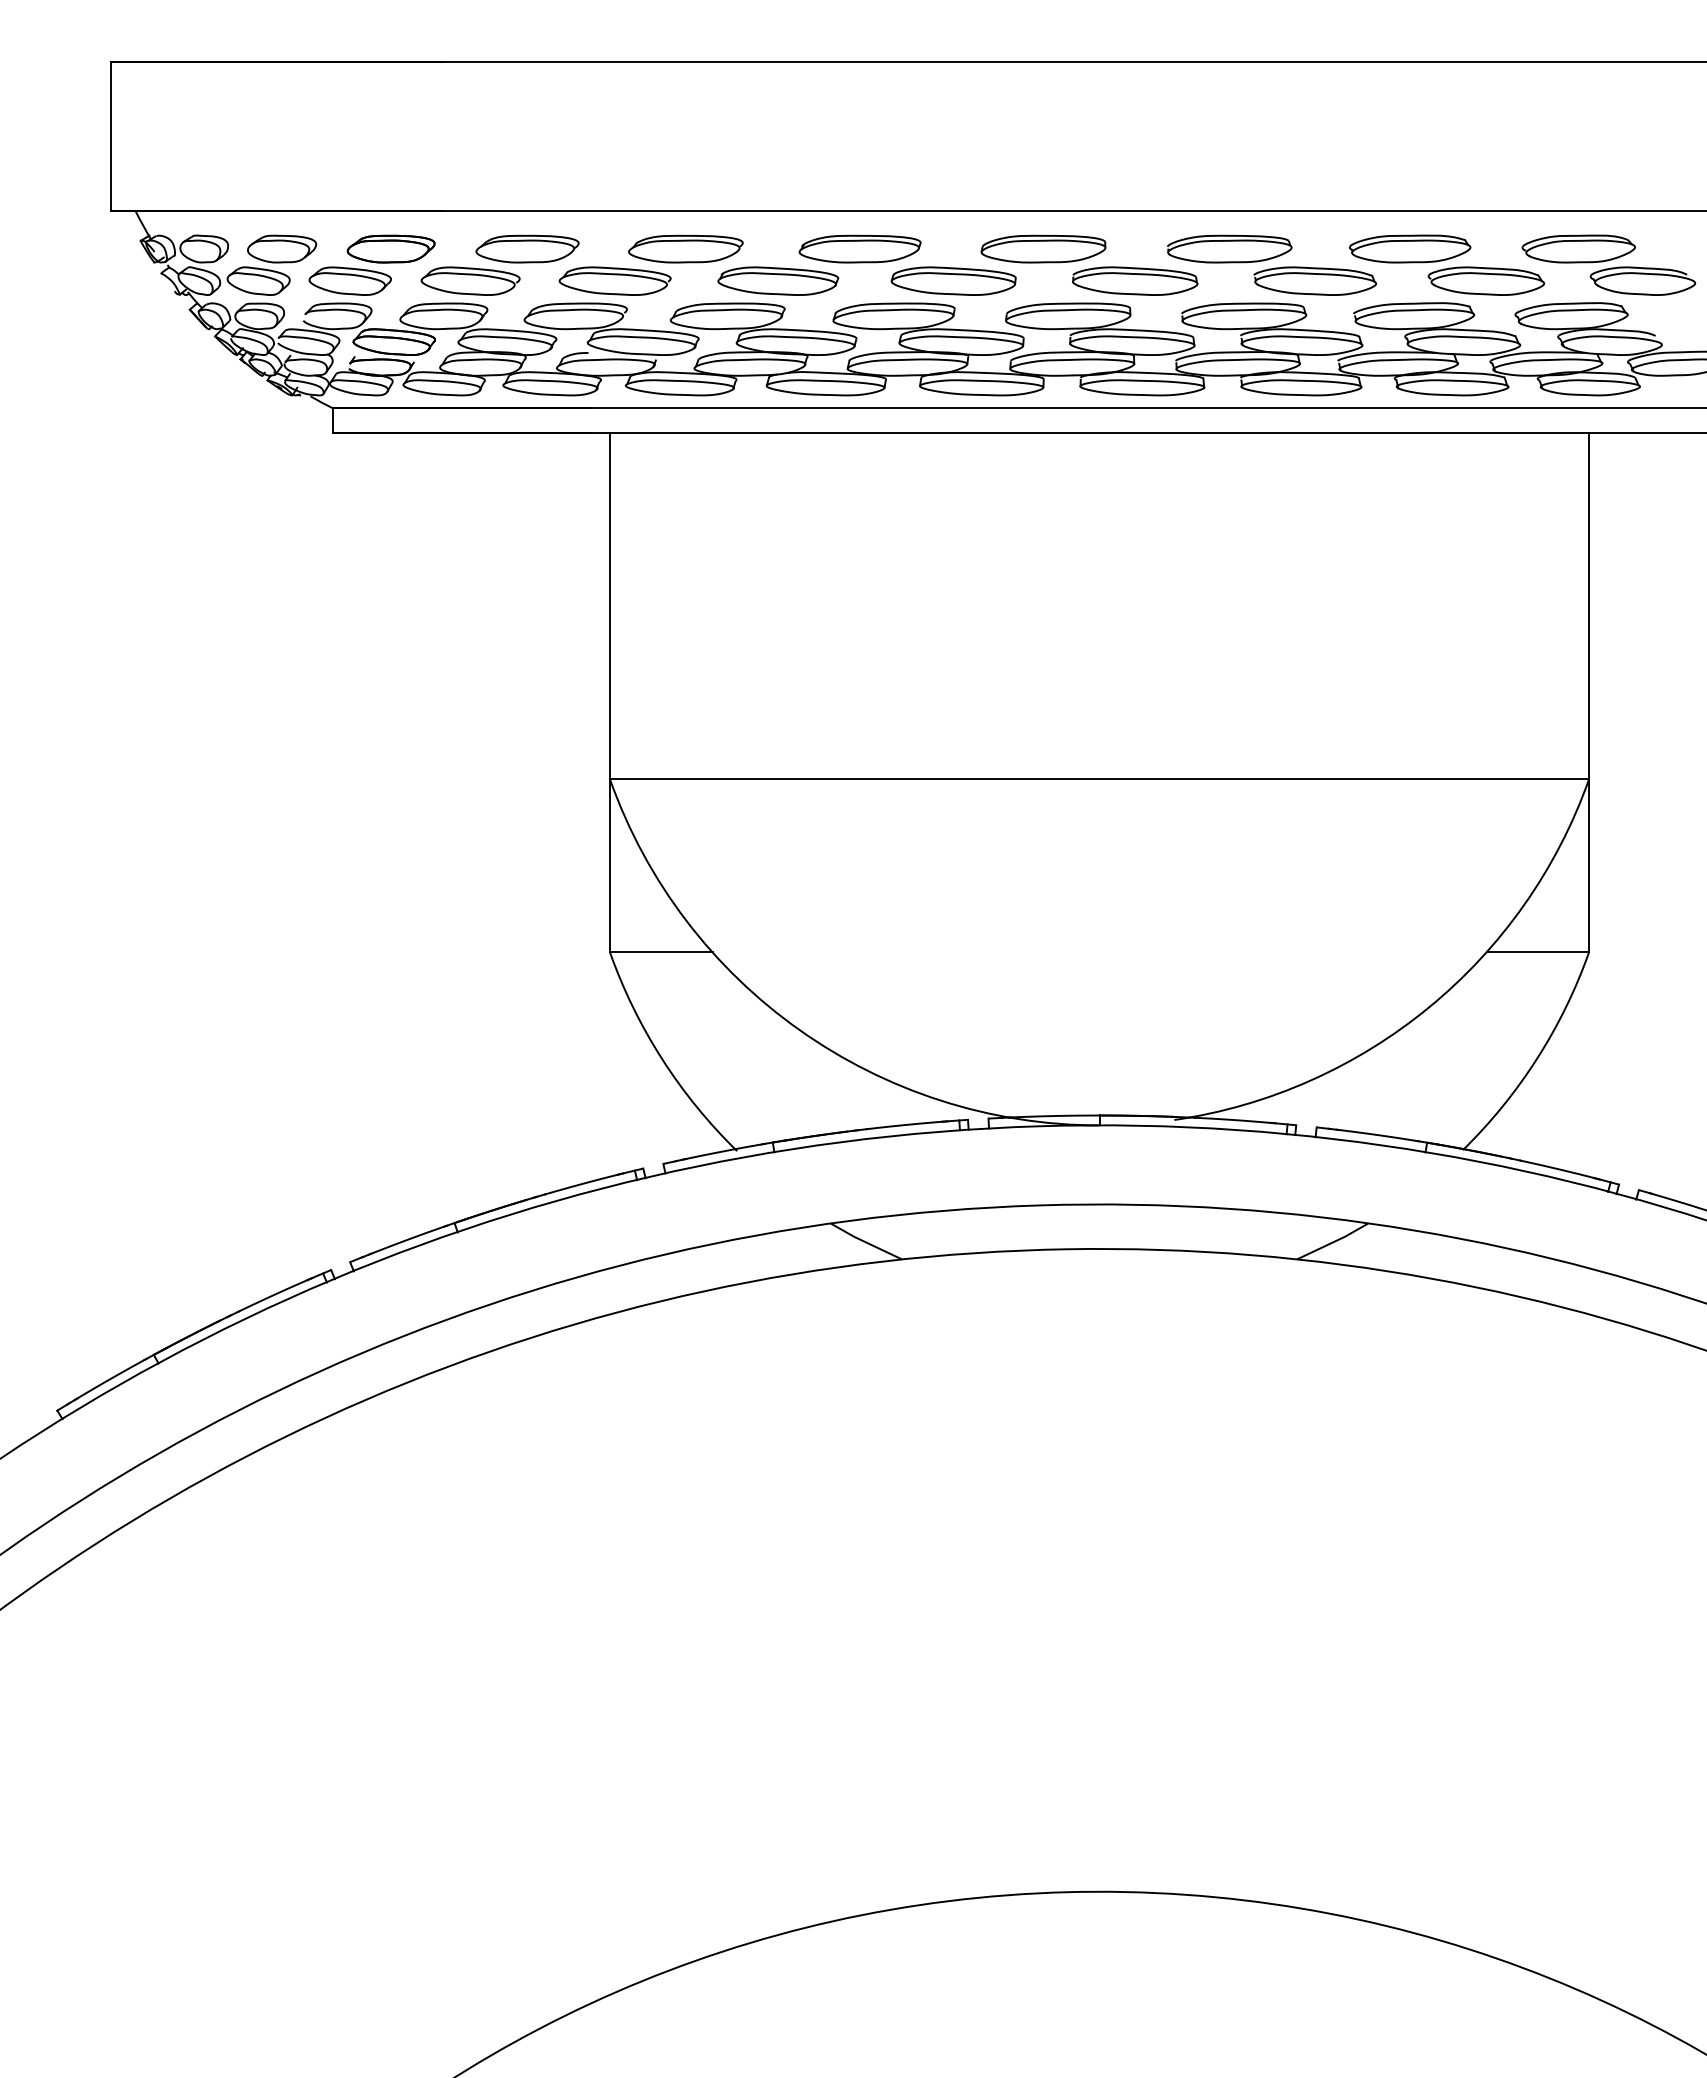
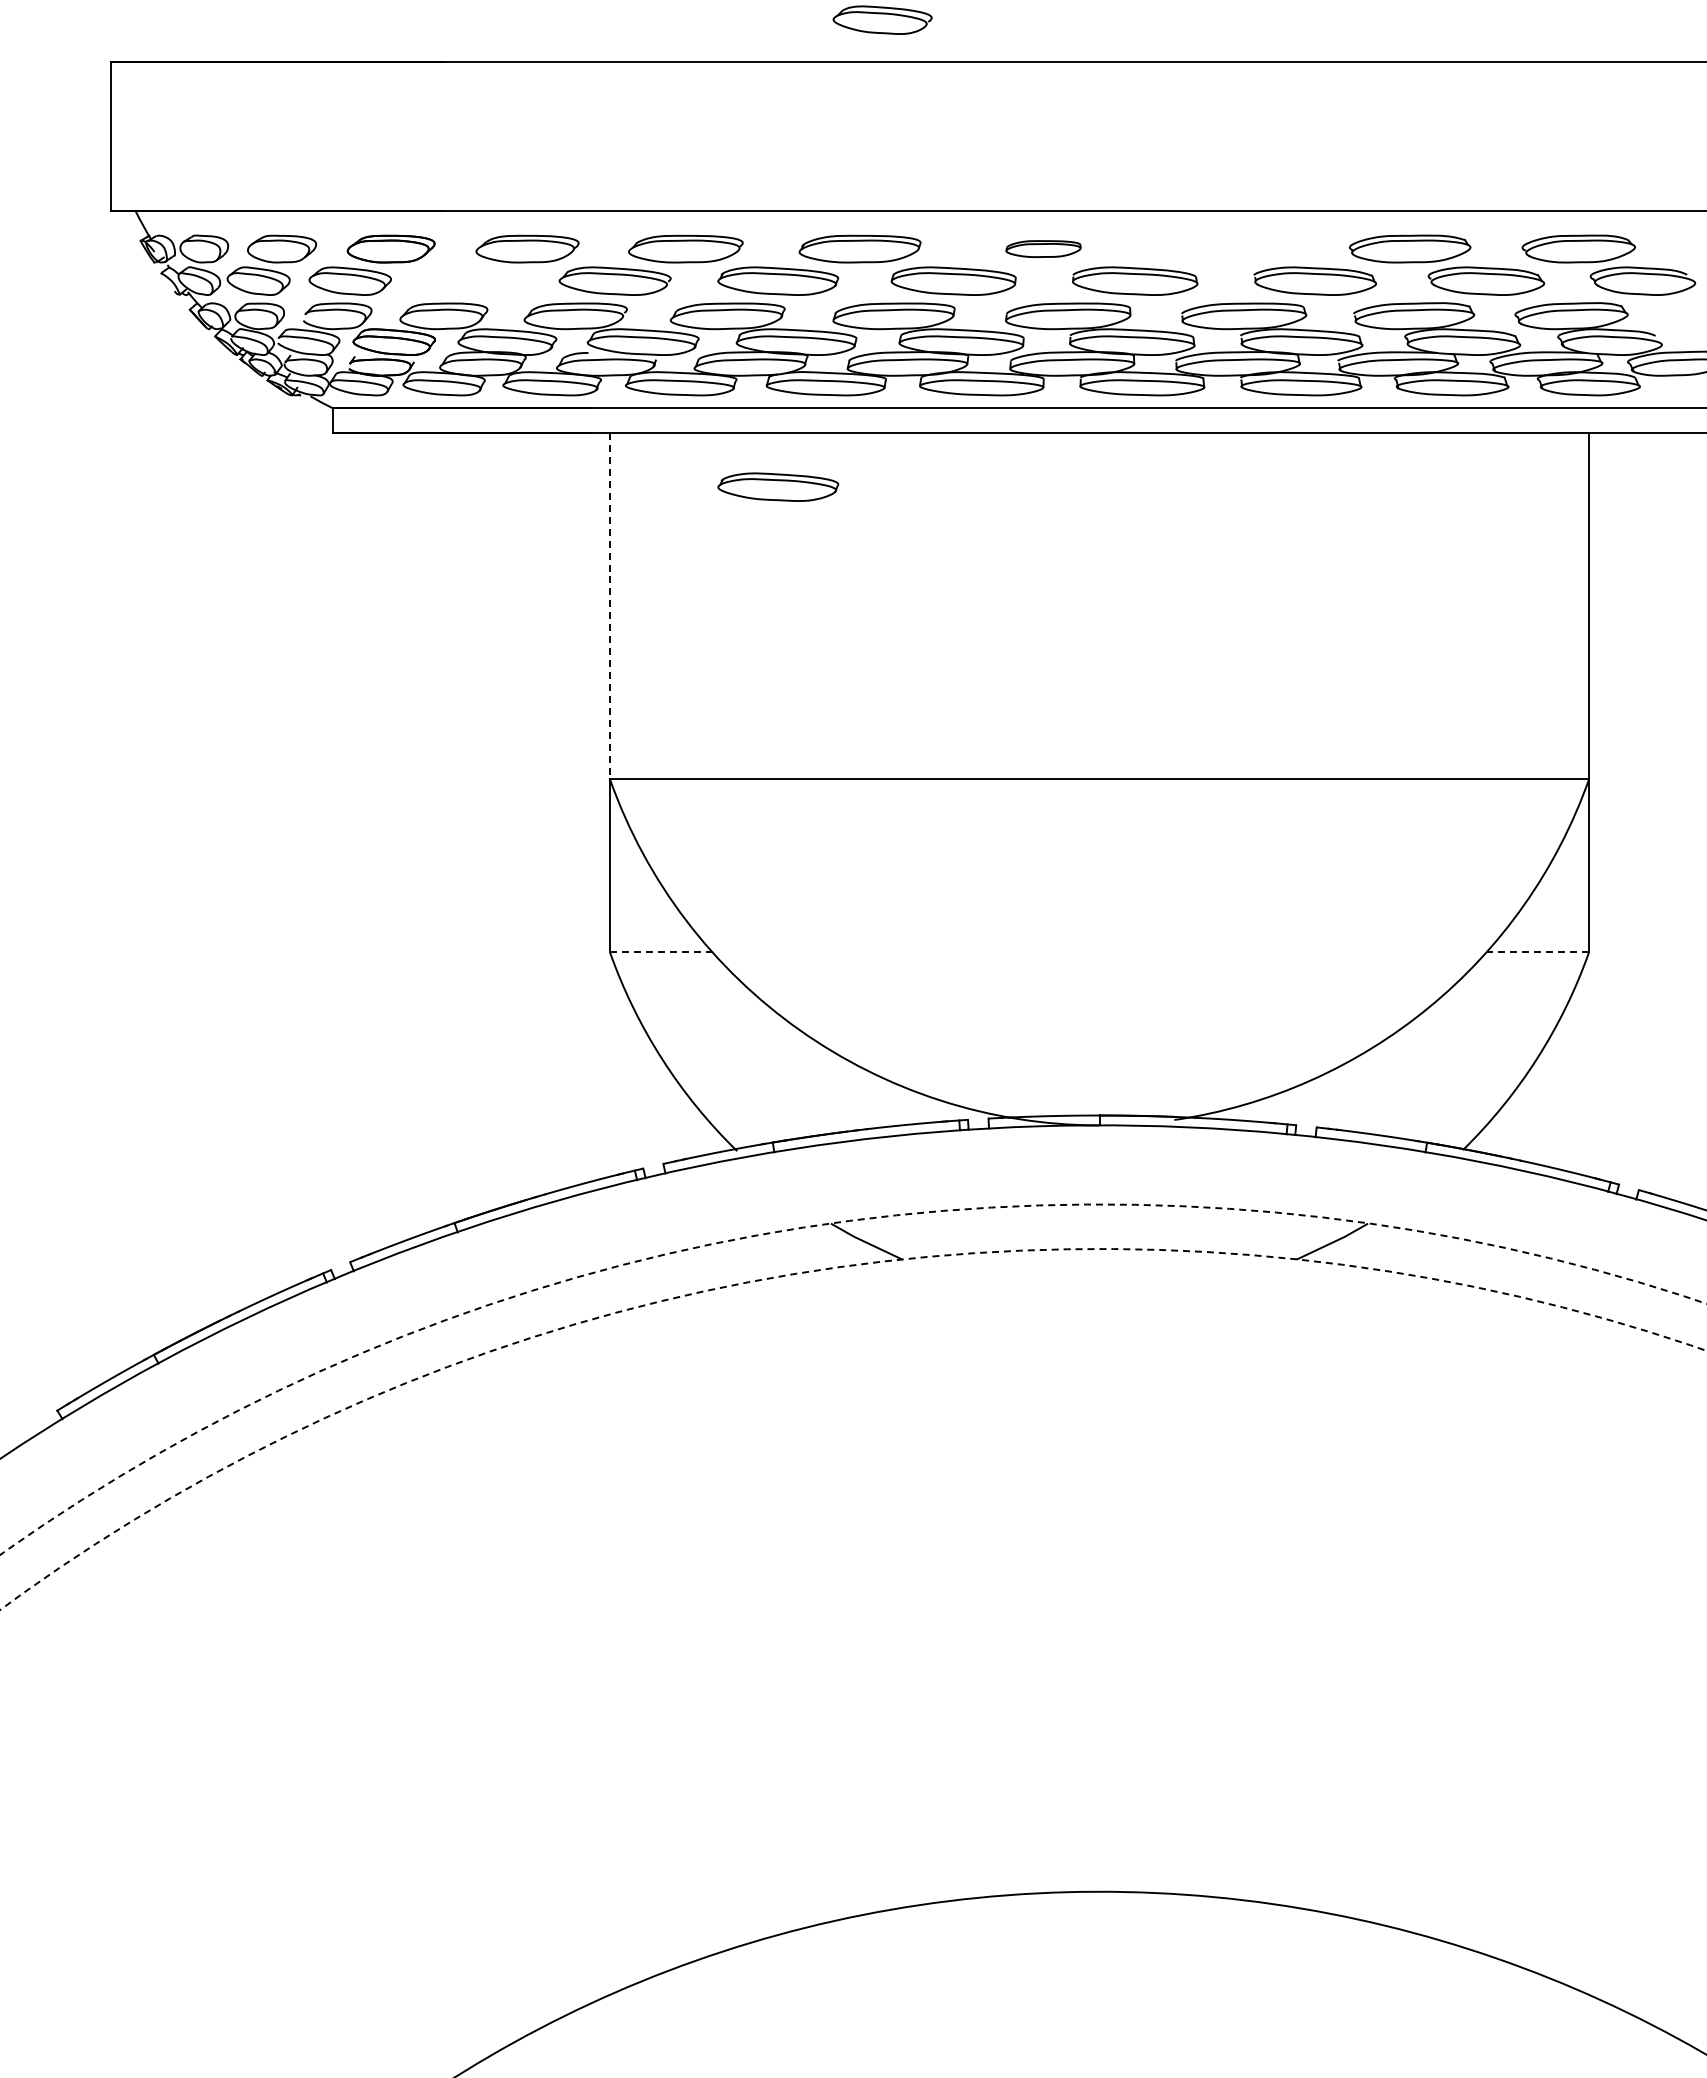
part size: 127x30 px -> 77x18 px (1043, 248)
part: present -> none (1229, 248)
part position: (470, 280) -> (882, 19) (882, 19)
part: none -> present (778, 486)
line: solid -> dashed (610, 606)
line: solid -> dashed (660, 952)
line: solid -> dashed (1537, 952)
arc: solid -> dashed (822, 1224)
arc: solid -> dashed (822, 1269)
